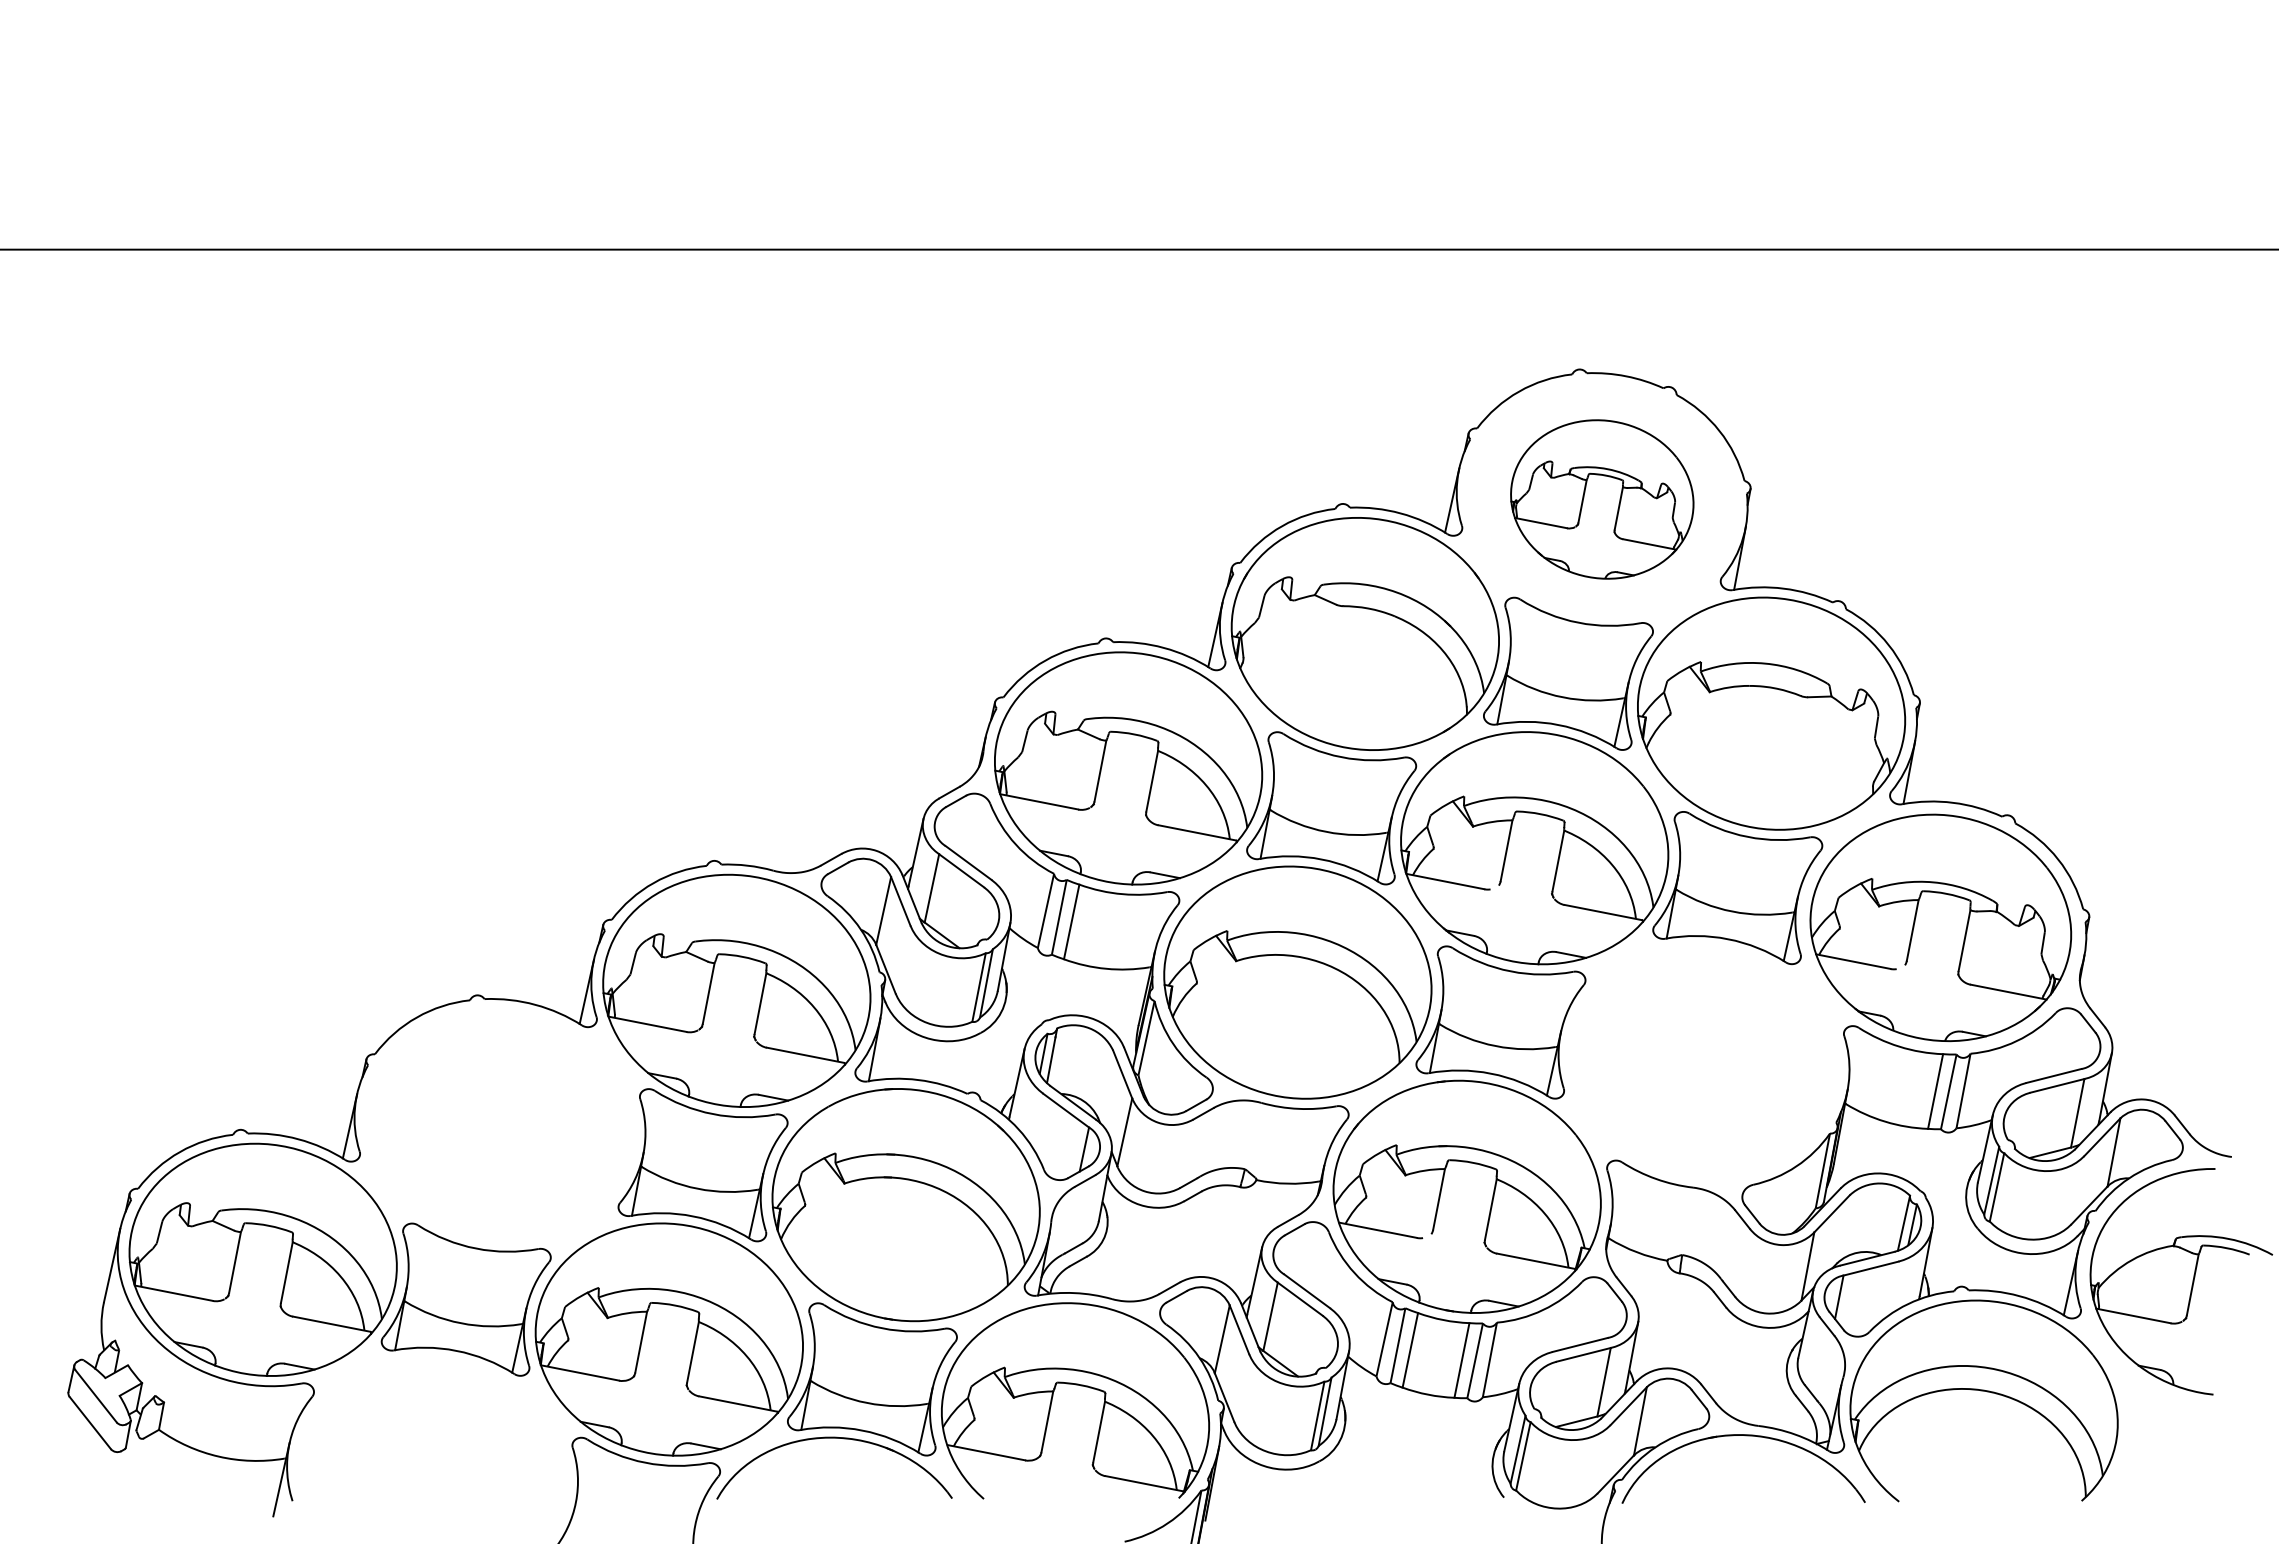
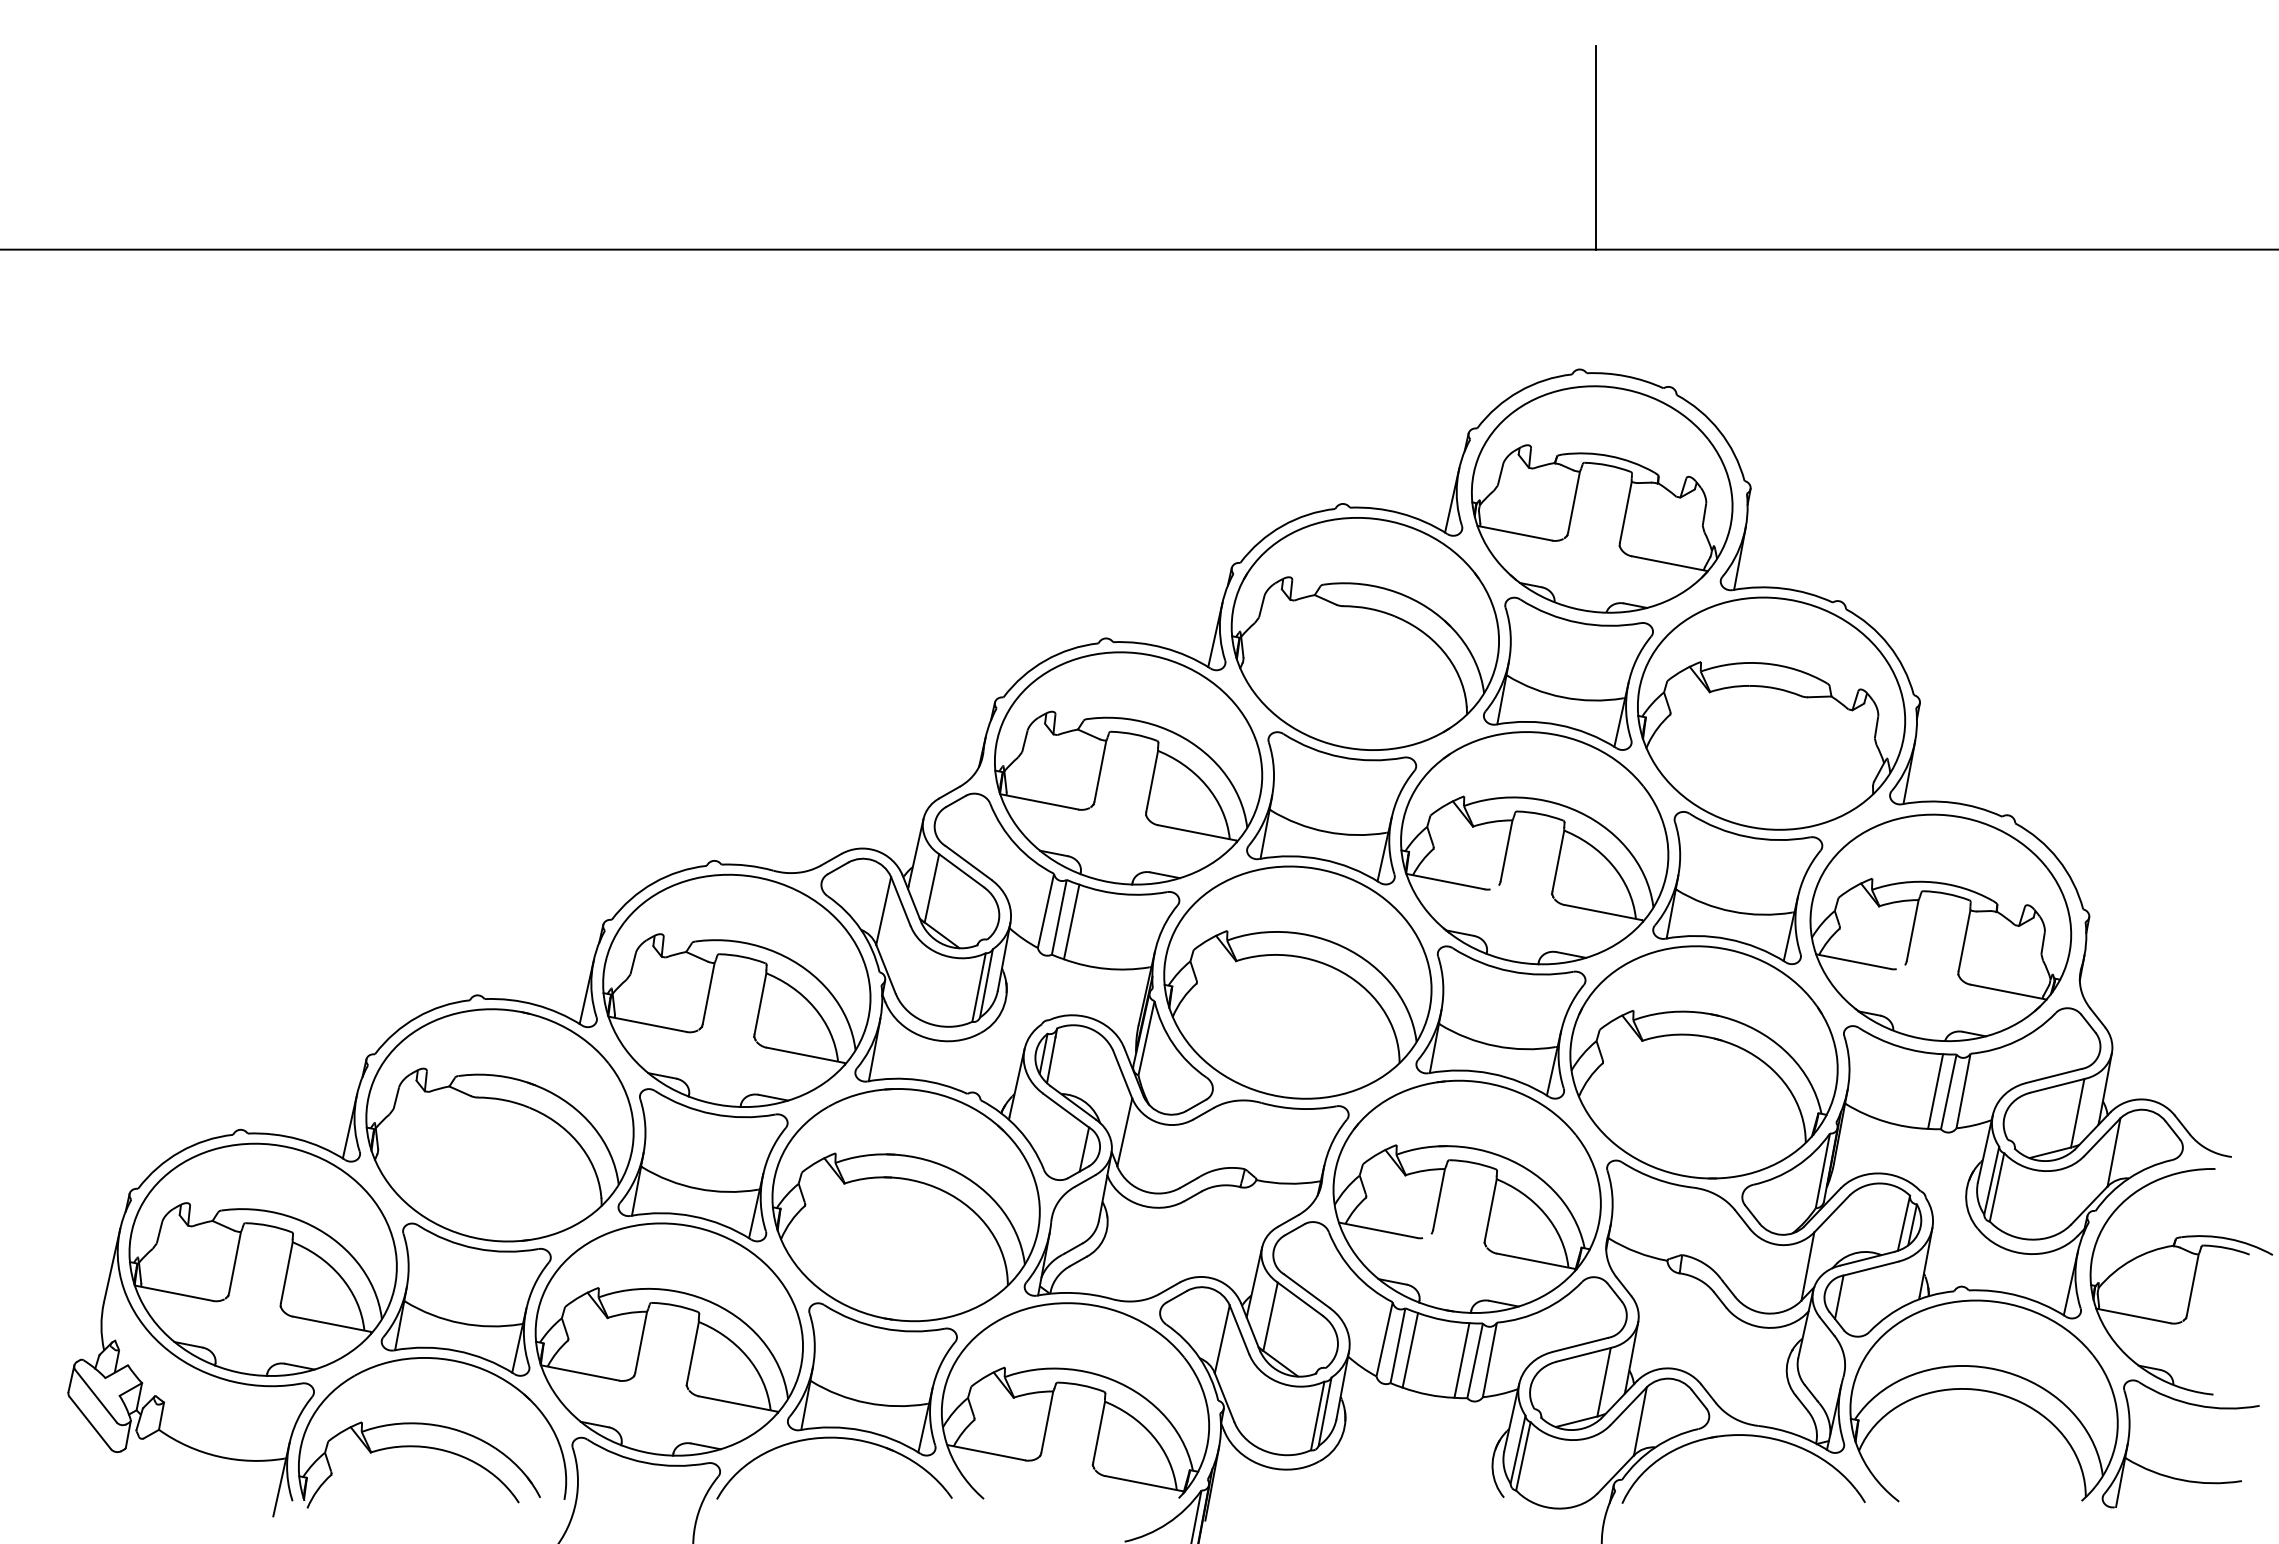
line: none -> present (1596, 147)
part size: 185x161 px -> 263x229 px (1602, 499)
part: none -> present (1703, 1062)
part: none -> present (499, 1125)
part: none -> present (435, 1426)
part: none -> present (2168, 1475)
